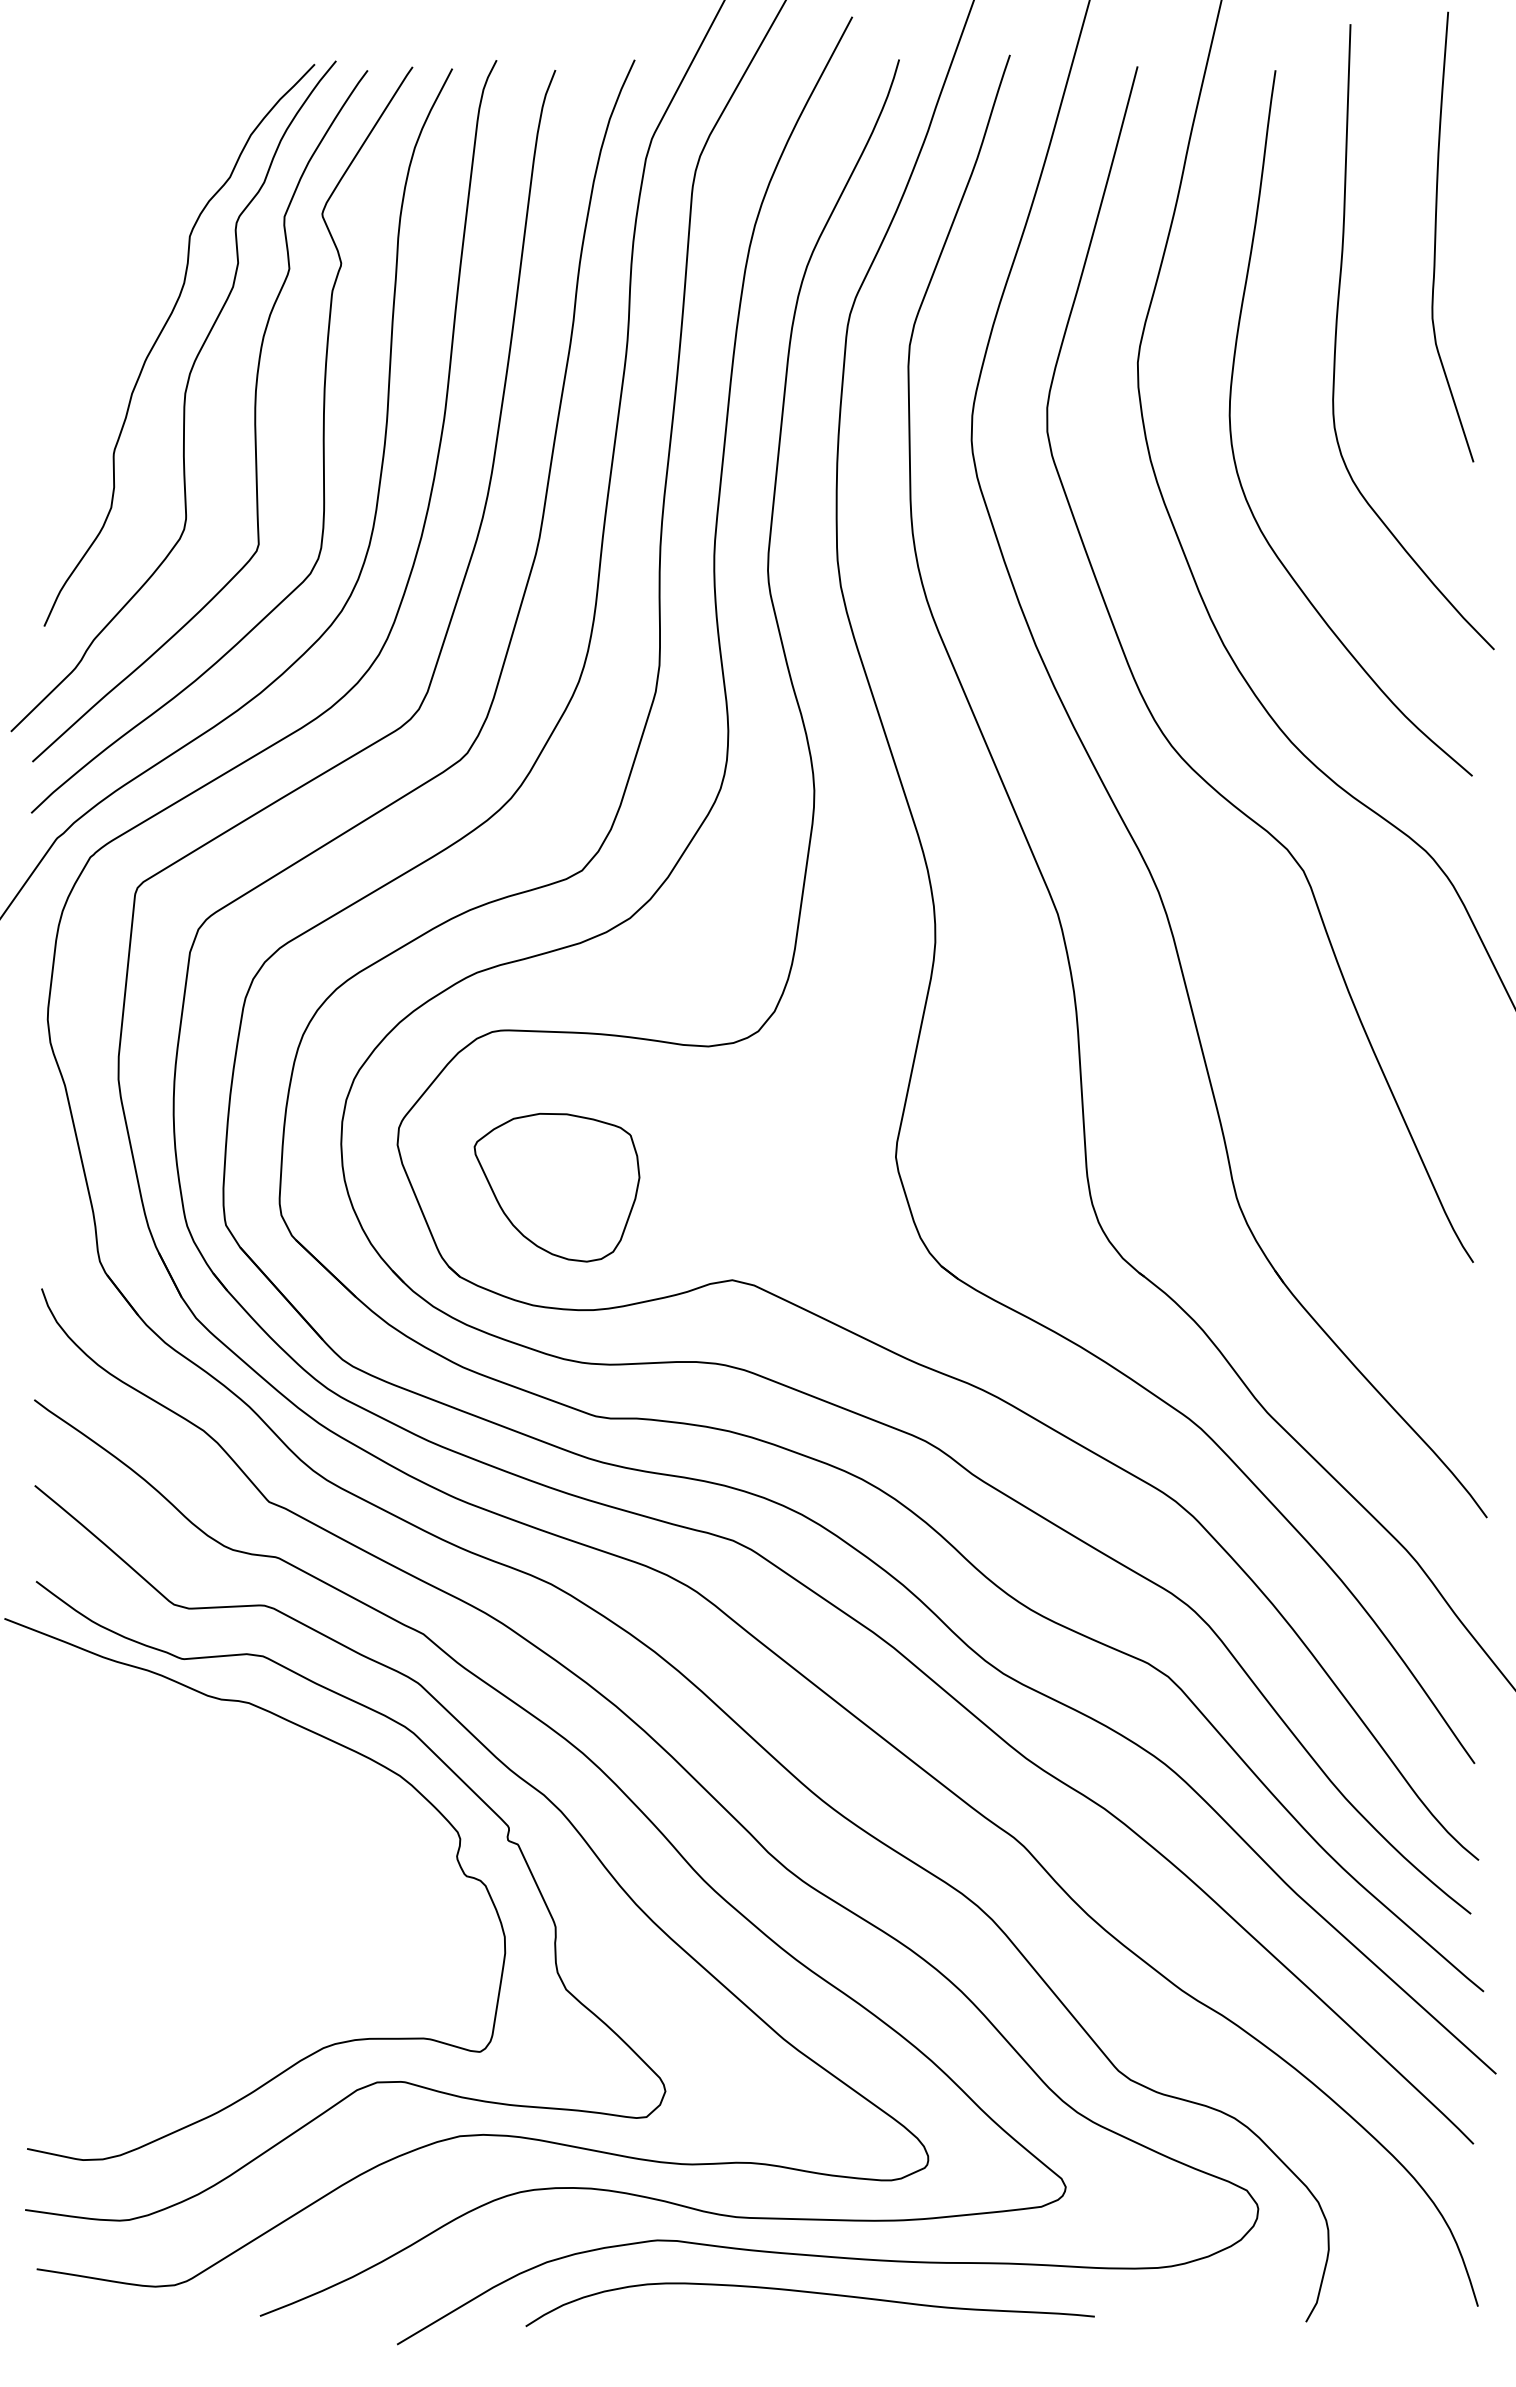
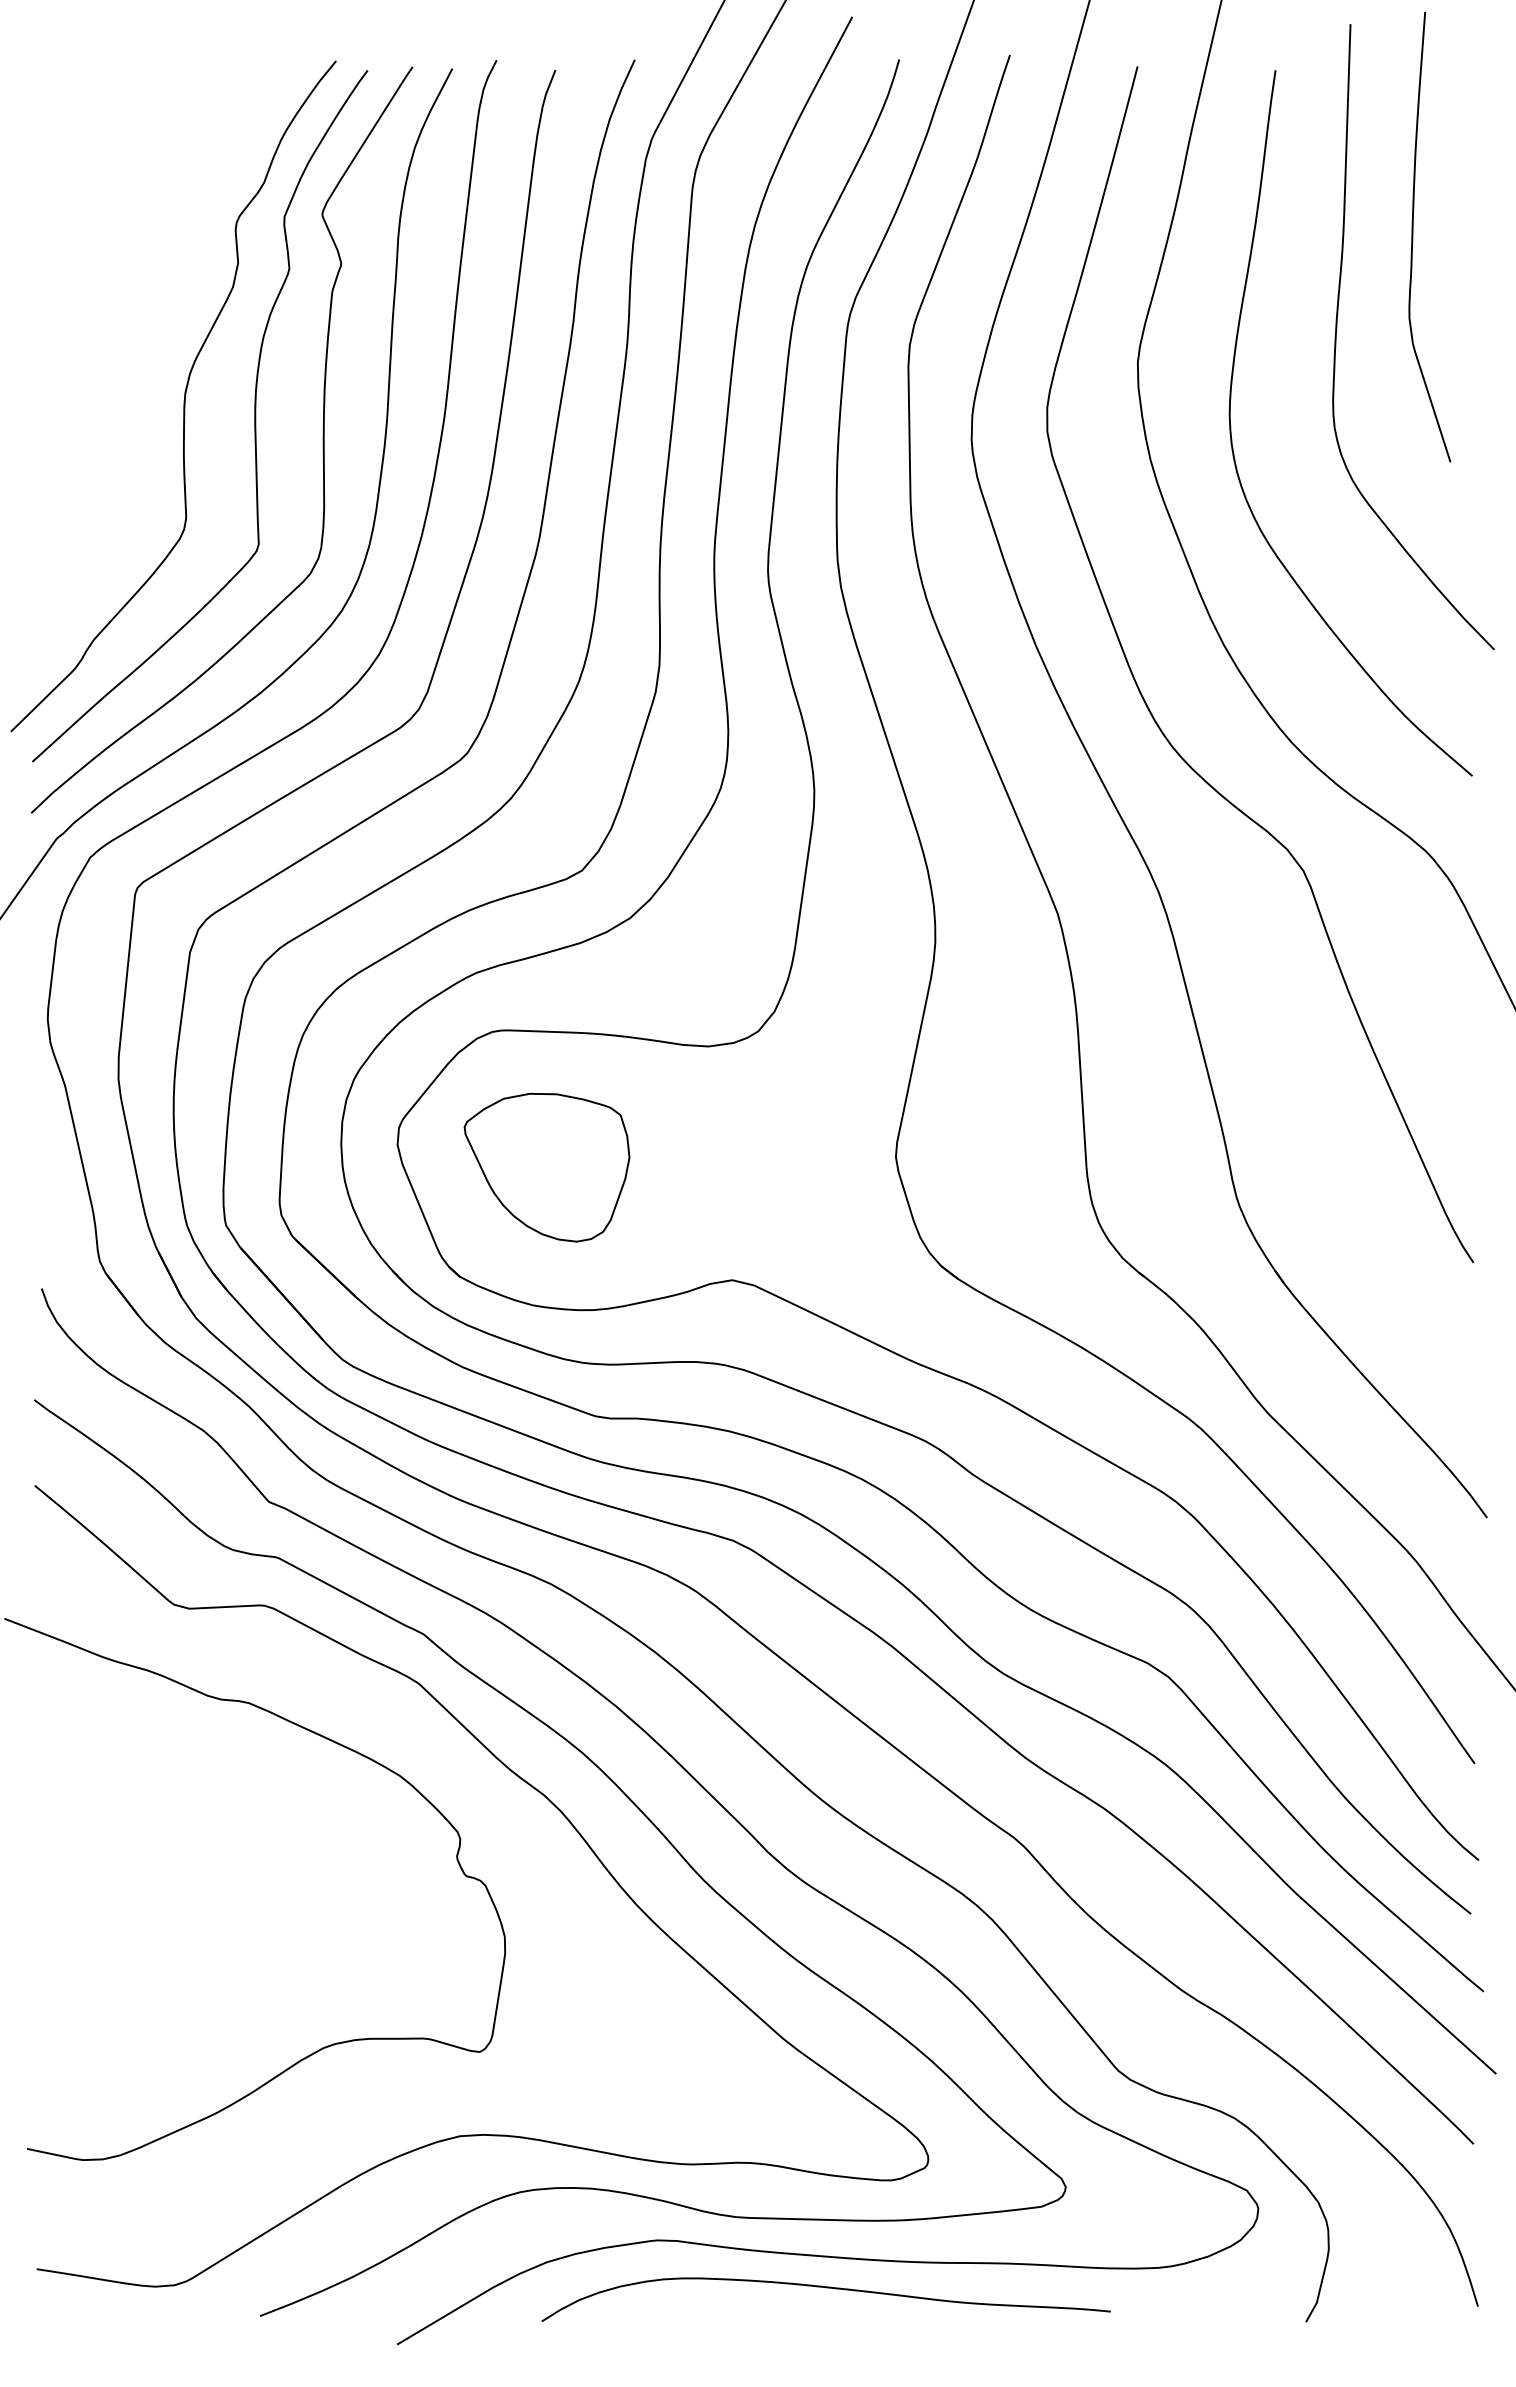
curve position: (1436, 236) -> (1413, 236) (1413, 236)
curve: present -> none (160, 335)
part position: (556, 1187) -> (546, 1167) (546, 1167)
curve: present -> none (463, 1783)
curve position: (809, 2293) -> (825, 2288) (825, 2288)
